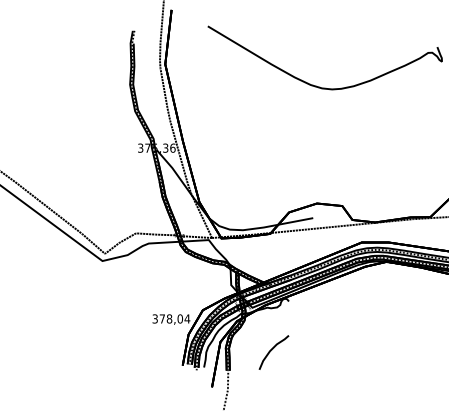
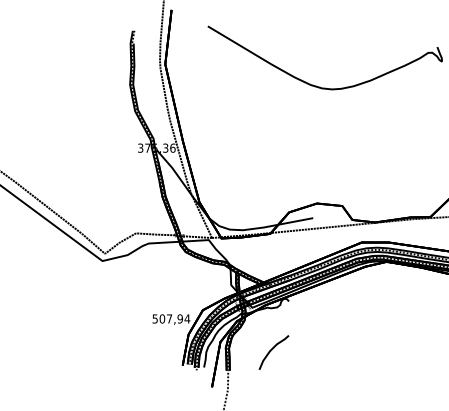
text: 378,04 -> 507,94 (167, 318)
